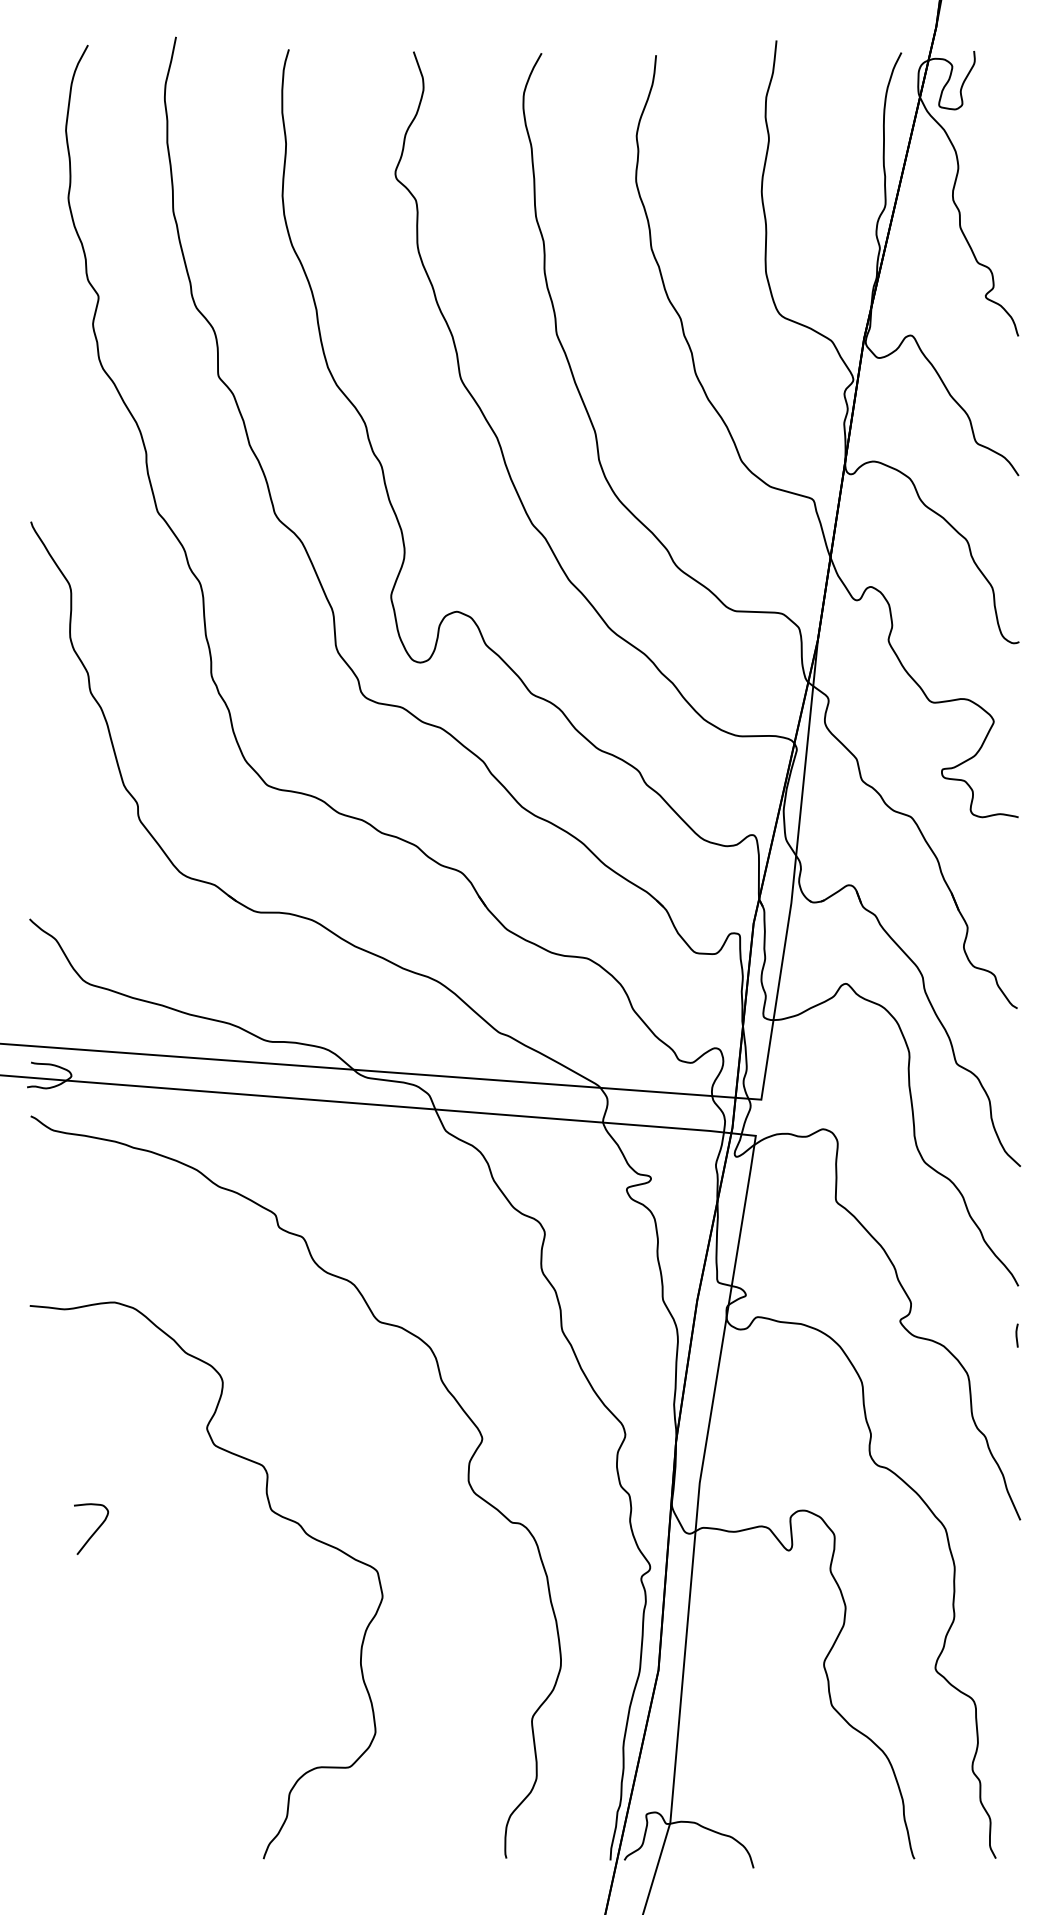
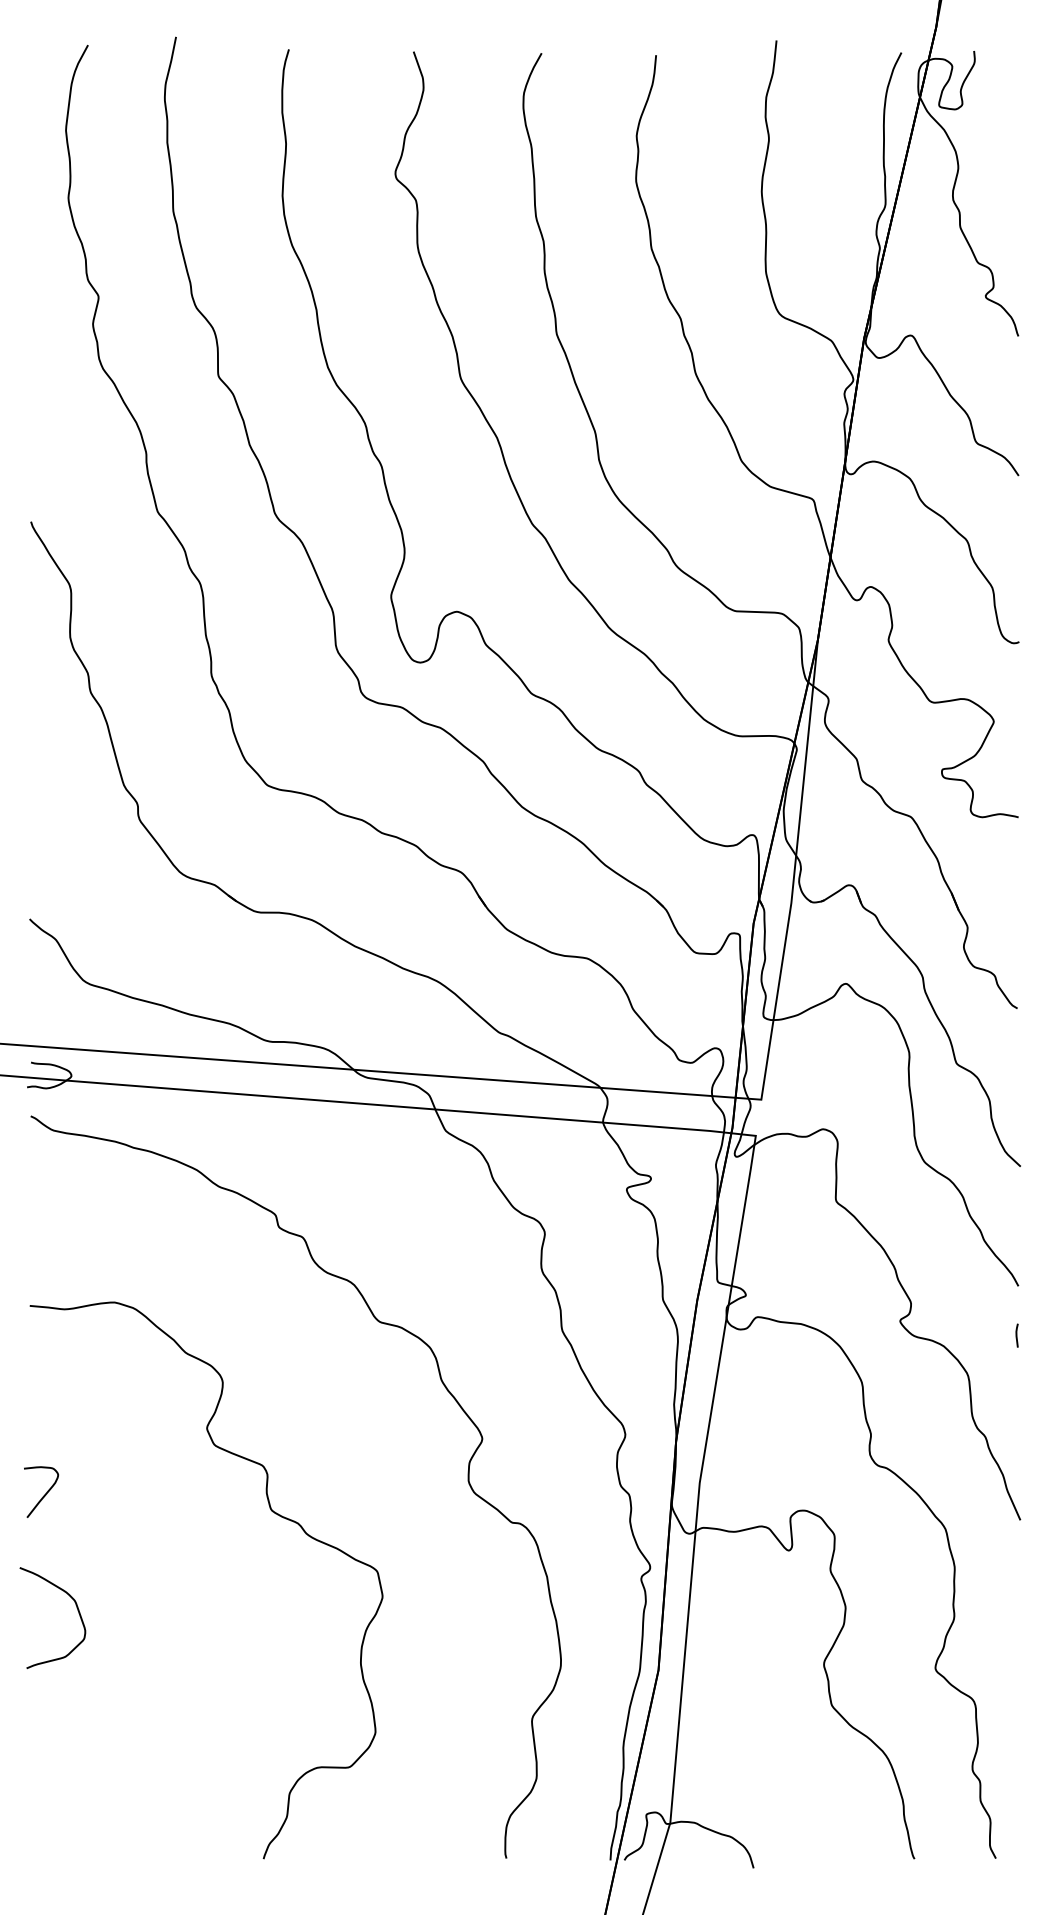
curve position: (94, 1531) -> (44, 1494) (44, 1494)
curve: none -> present (76, 1608)
